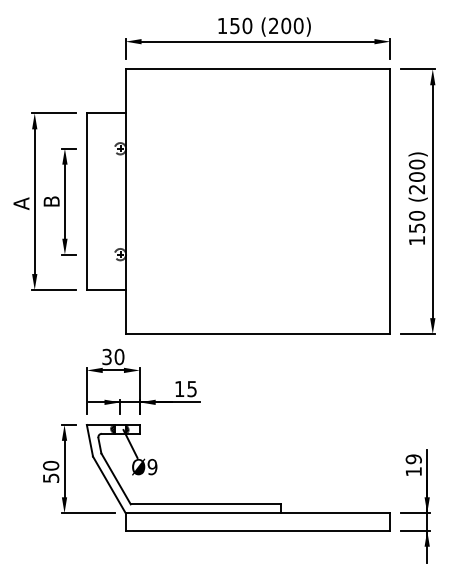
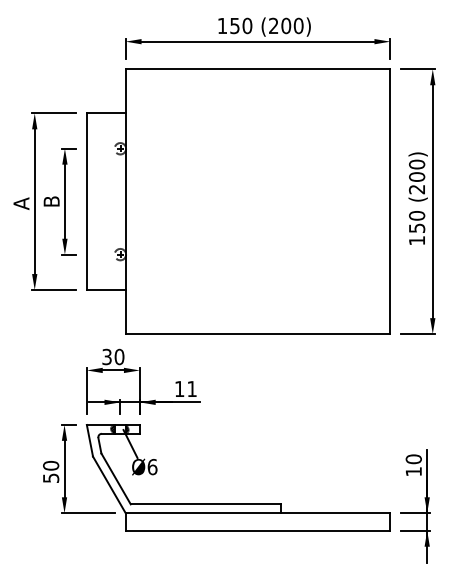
text: 15 -> 11 (191, 389)
text: 19 -> 10 (413, 459)
text: Ø9 -> Ø6 (152, 467)
